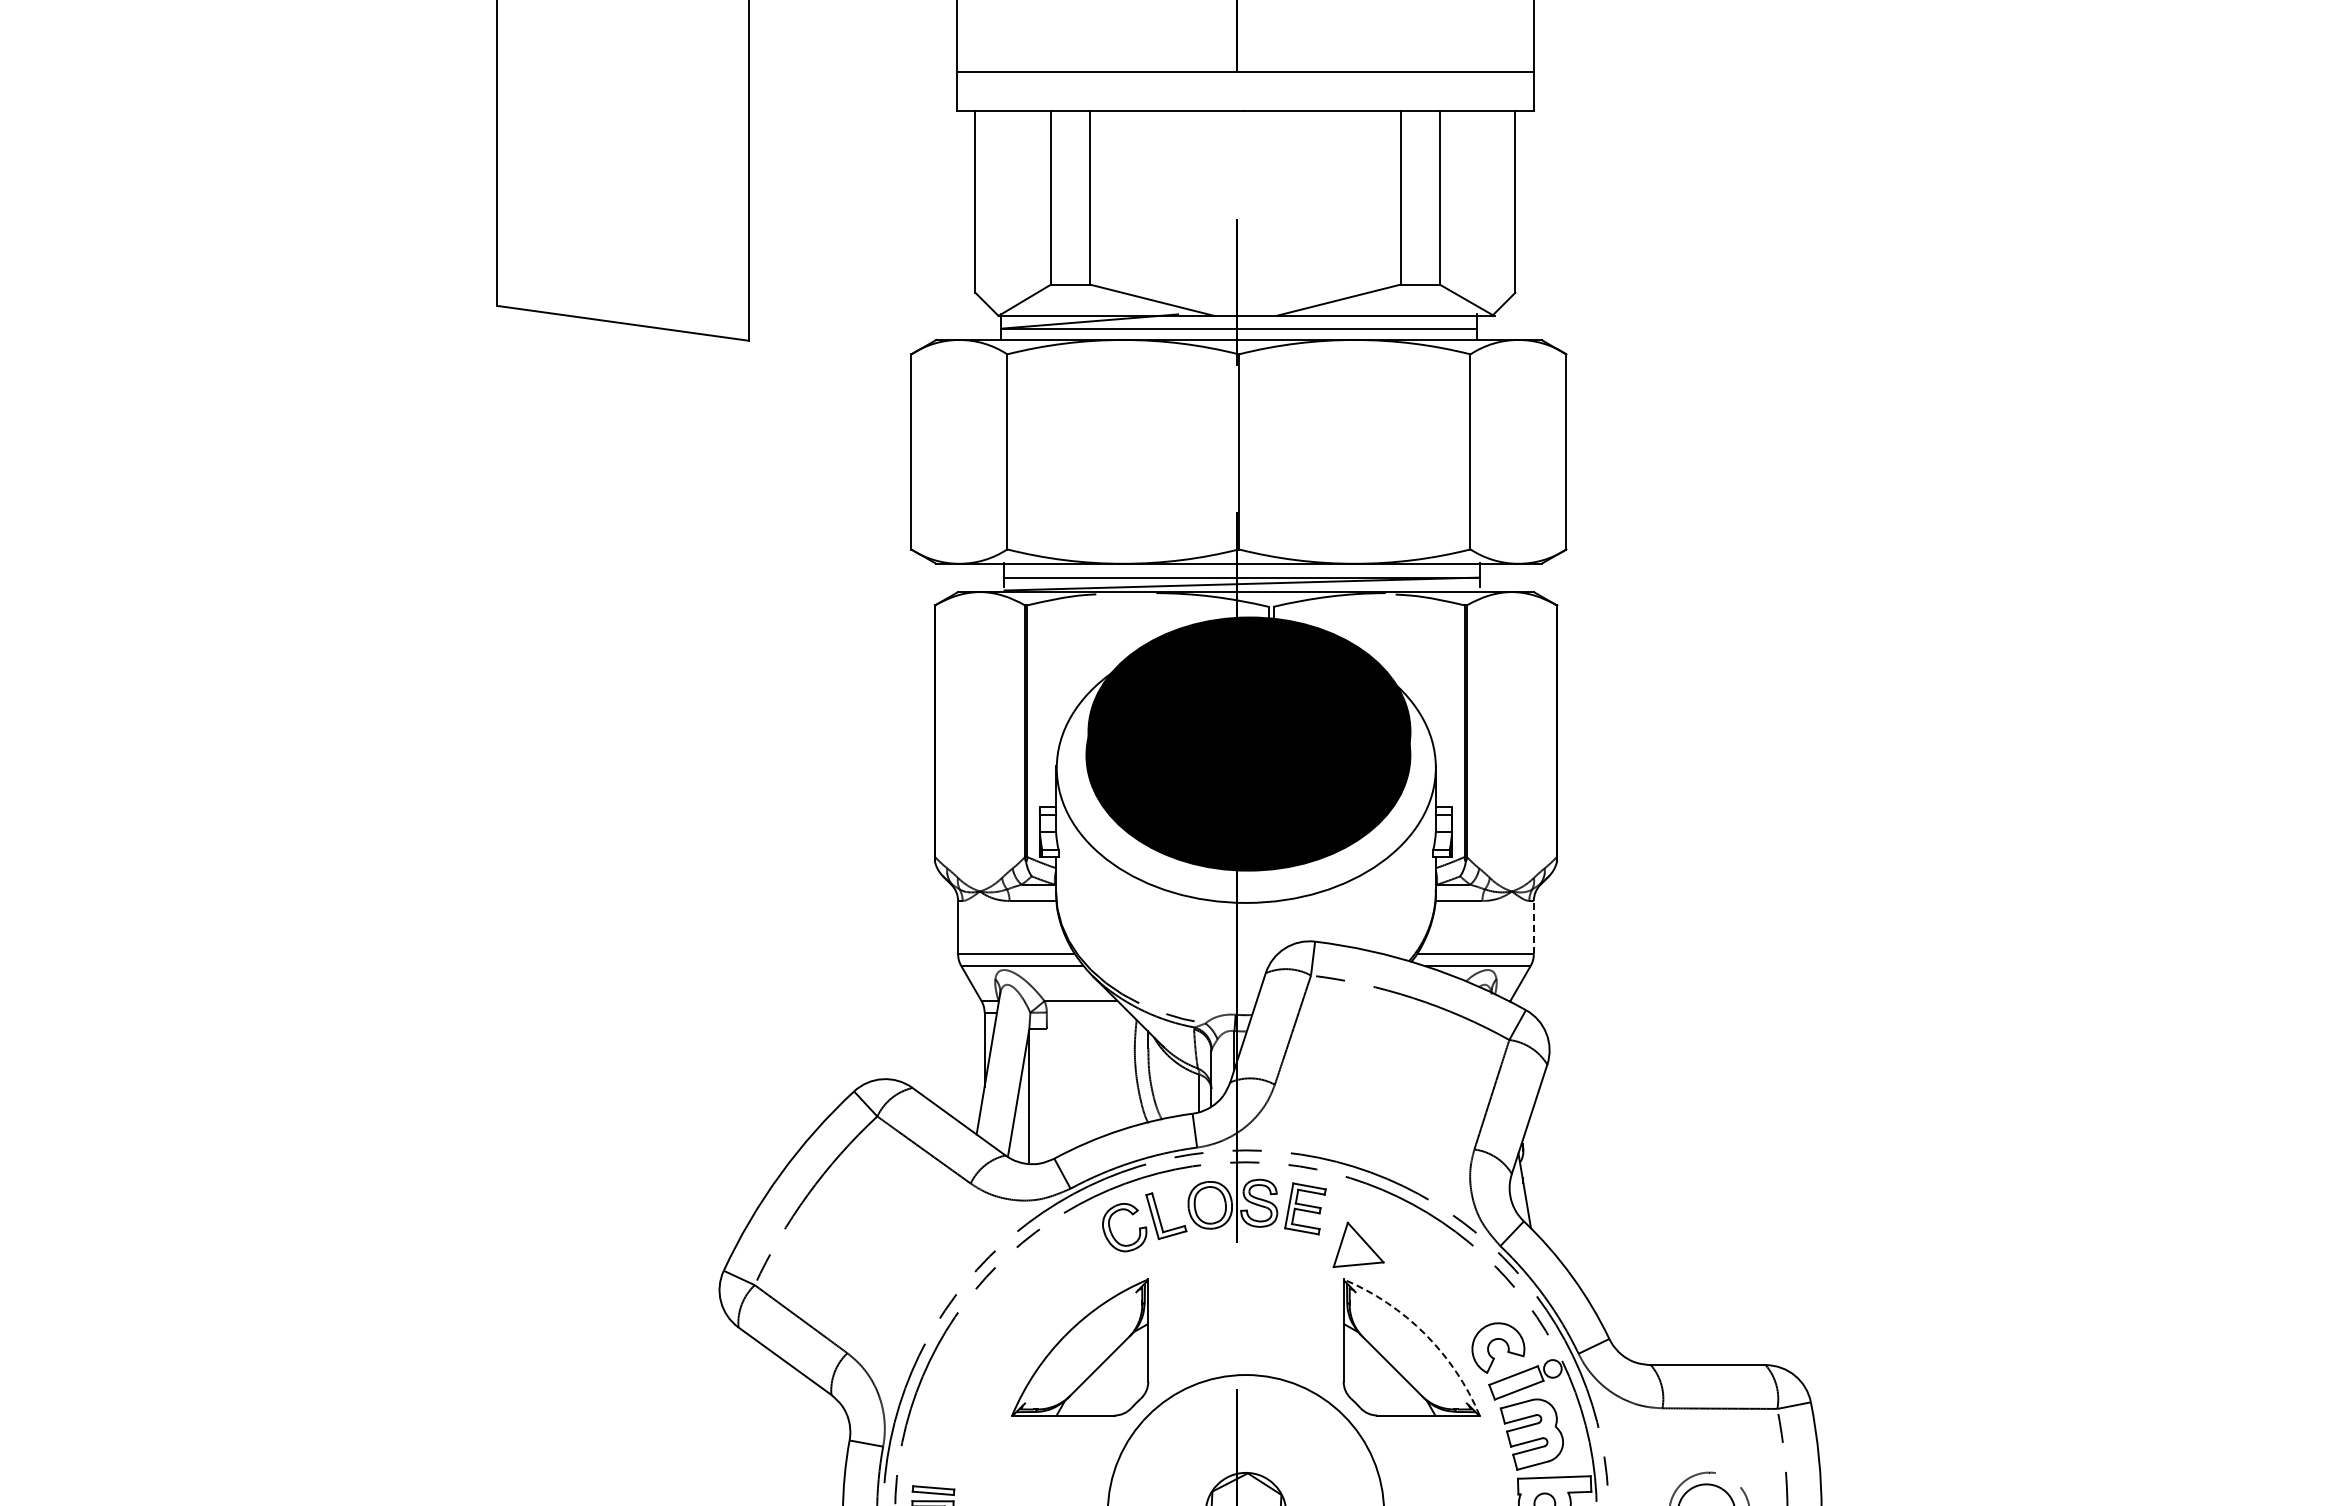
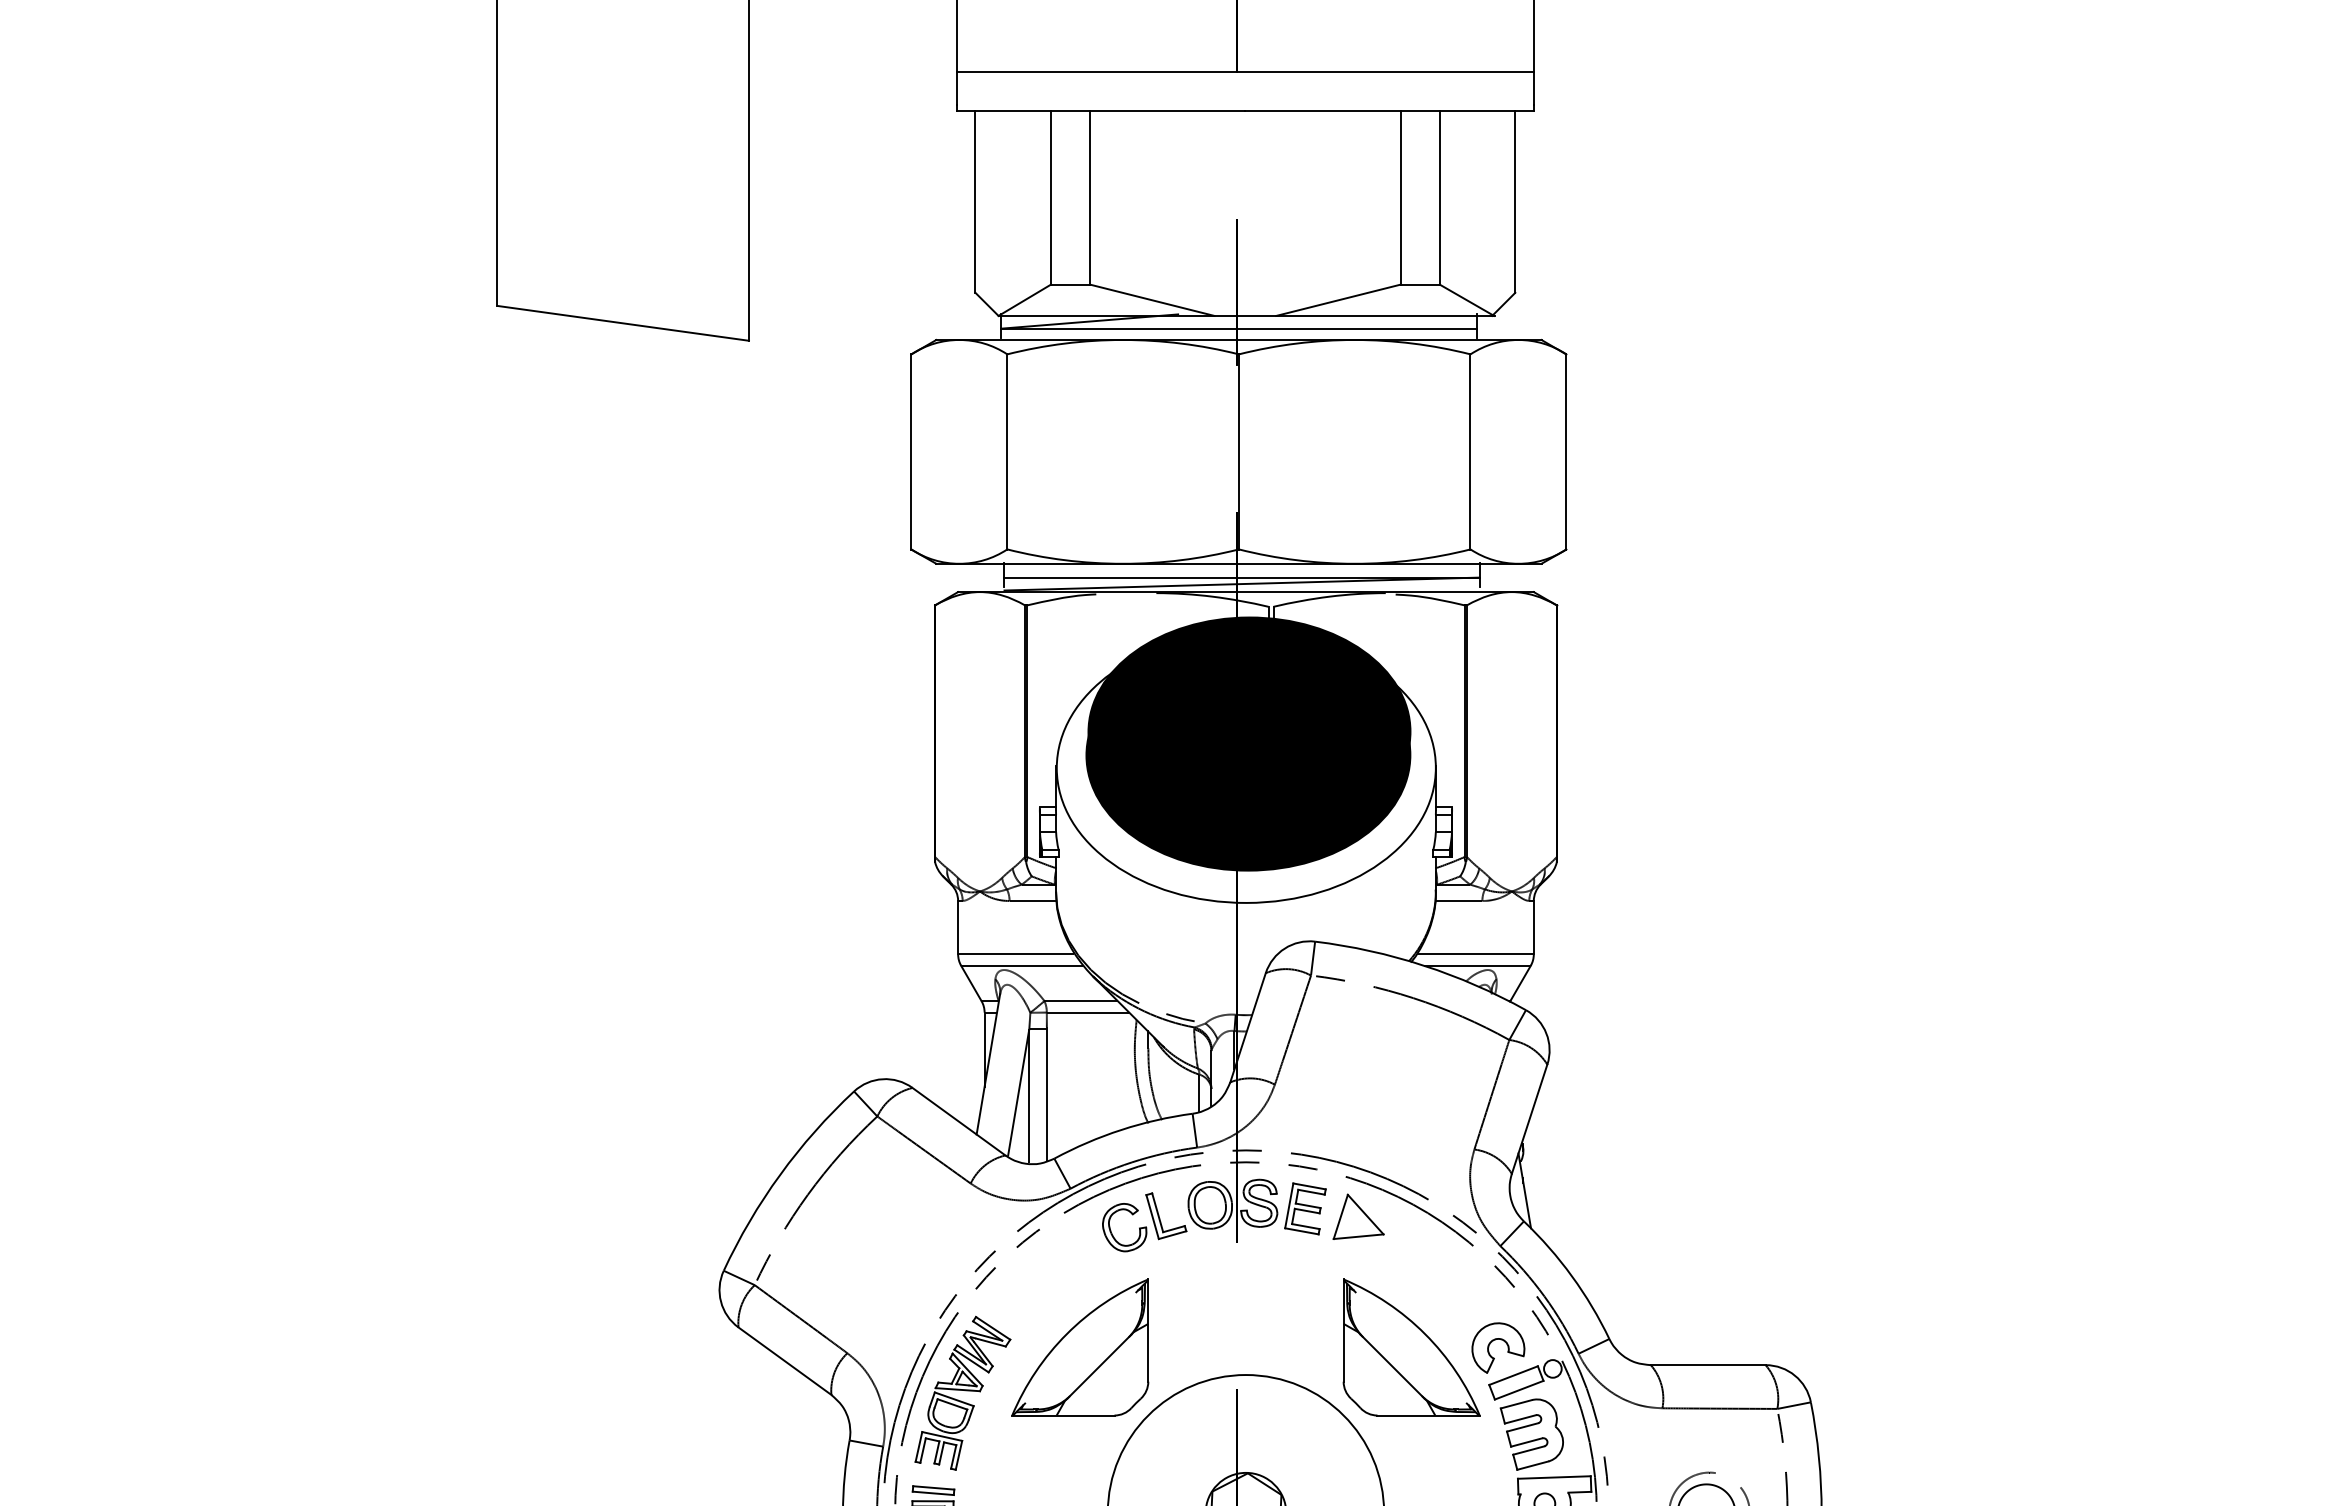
line: dashed -> solid (1533, 927)
line: none -> present (1087, 1012)
line: none -> present (1046, 1094)
part position: (1358, 1244) -> (1358, 1216) (1358, 1216)
arc: dashed -> solid (1425, 1334)
part: none -> present (962, 1392)
